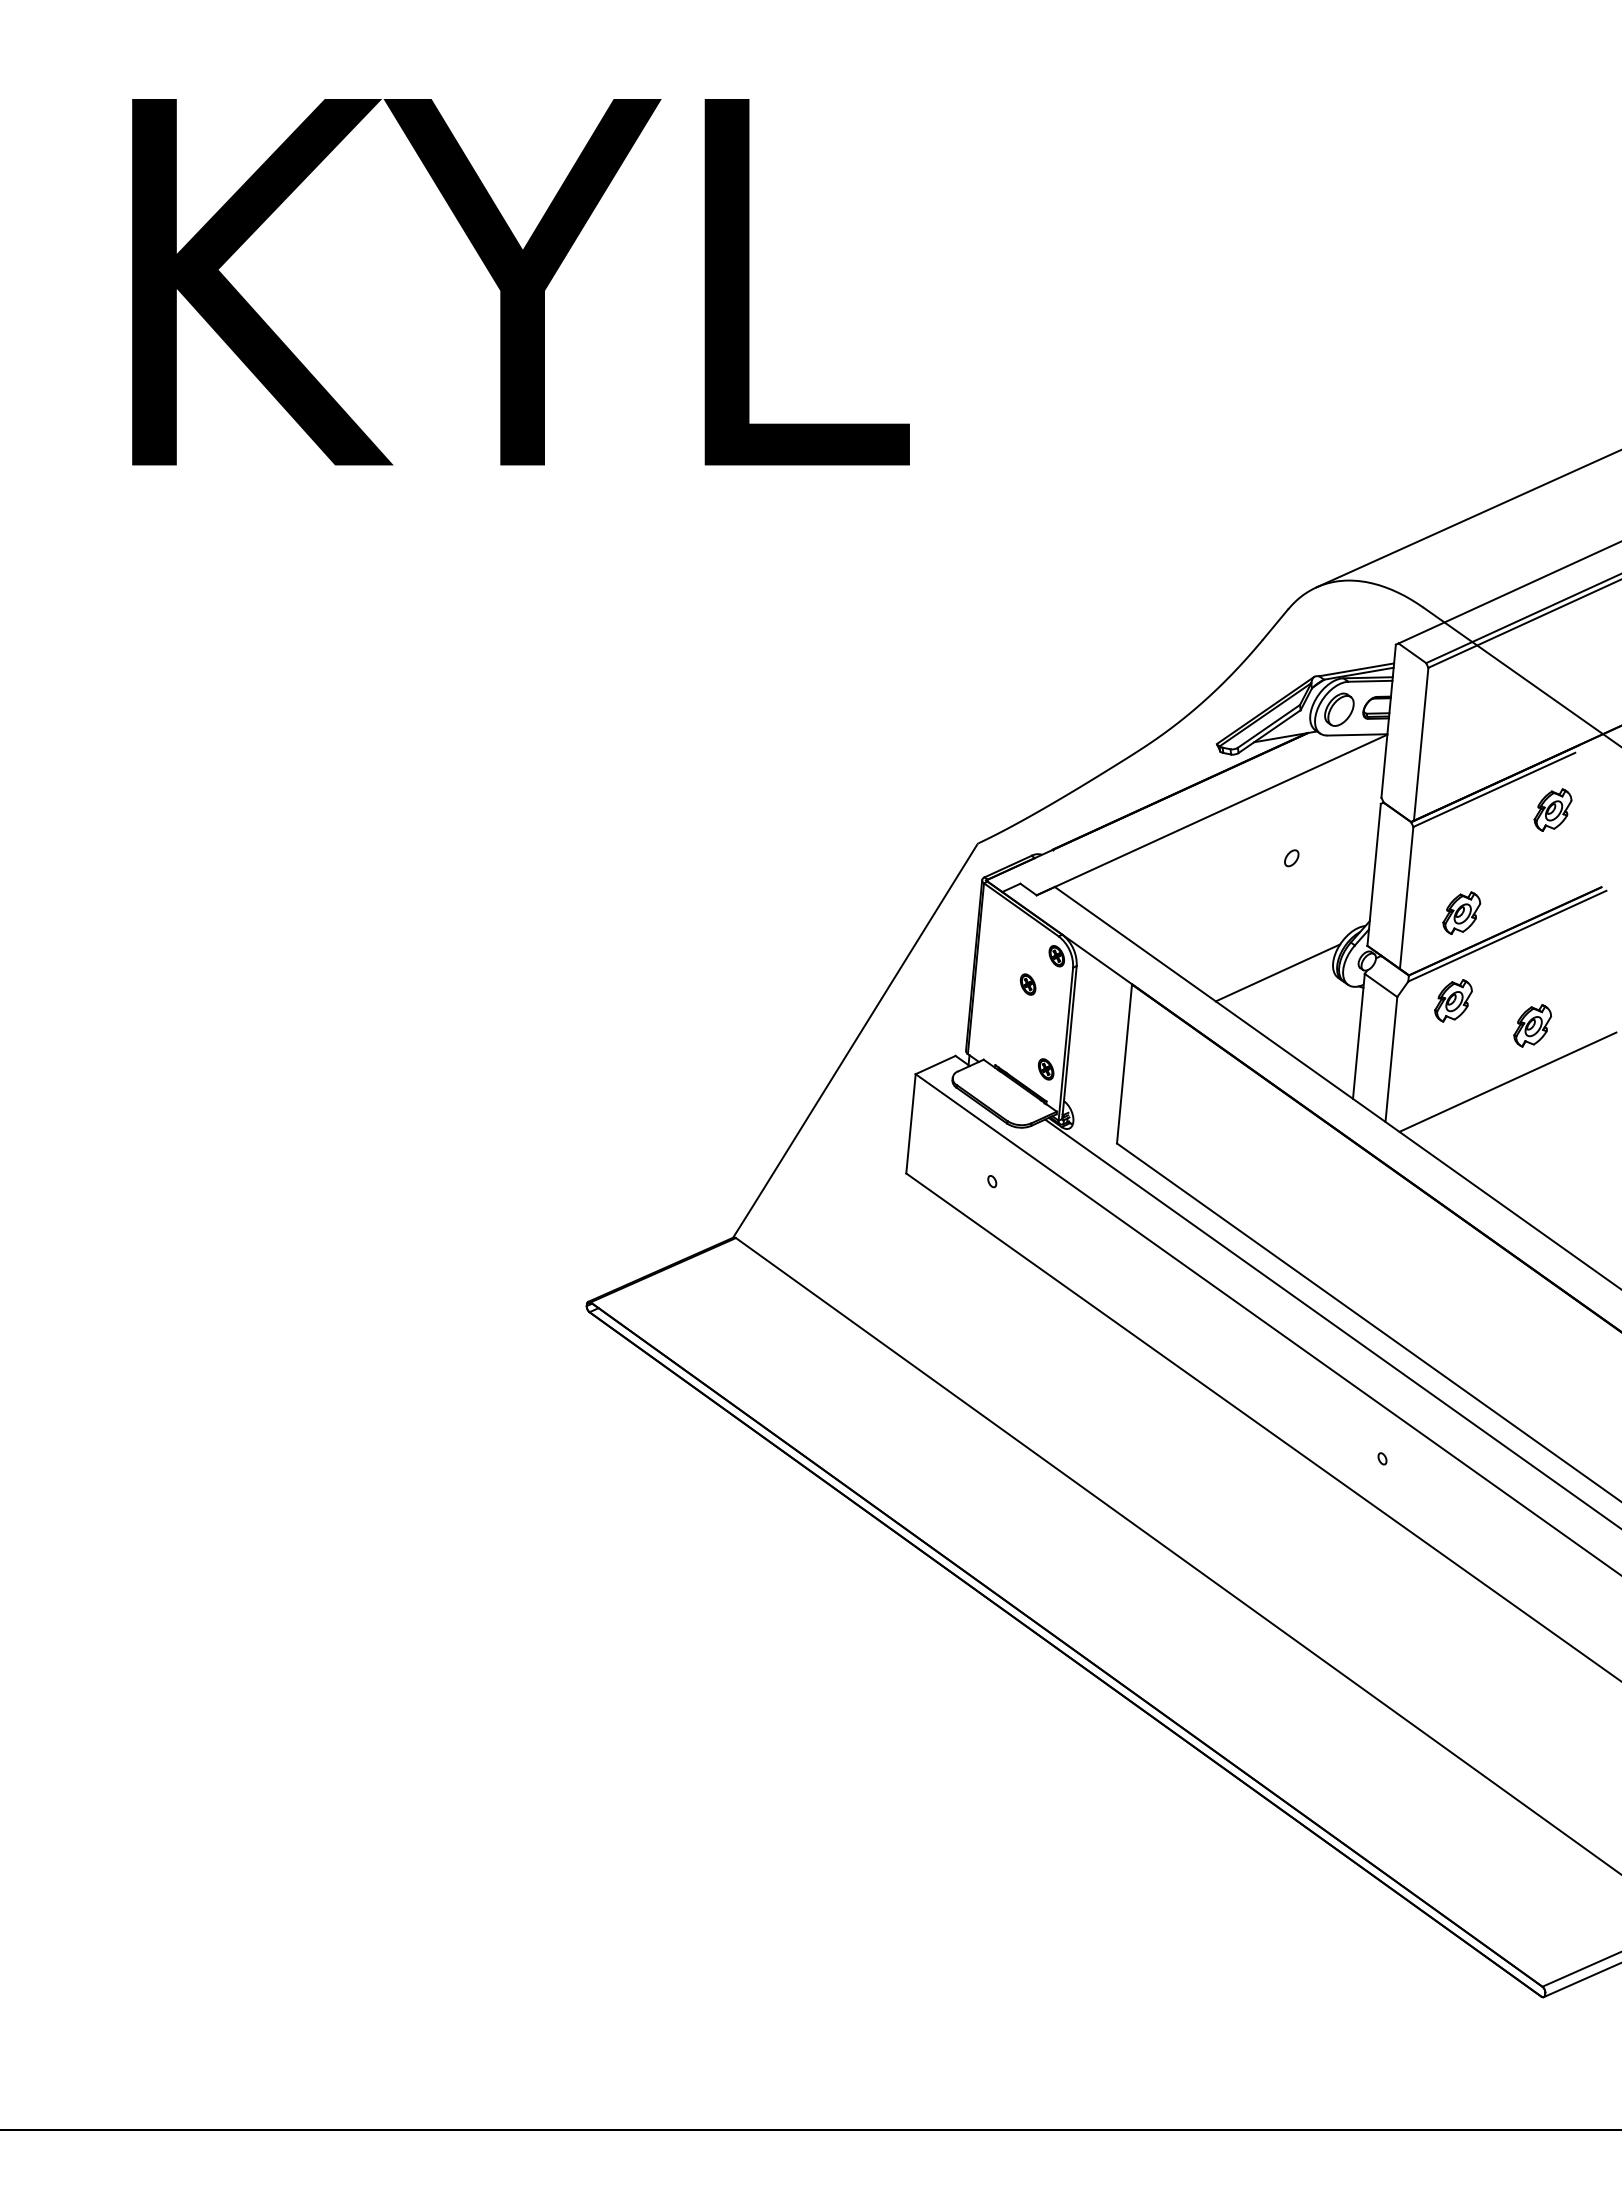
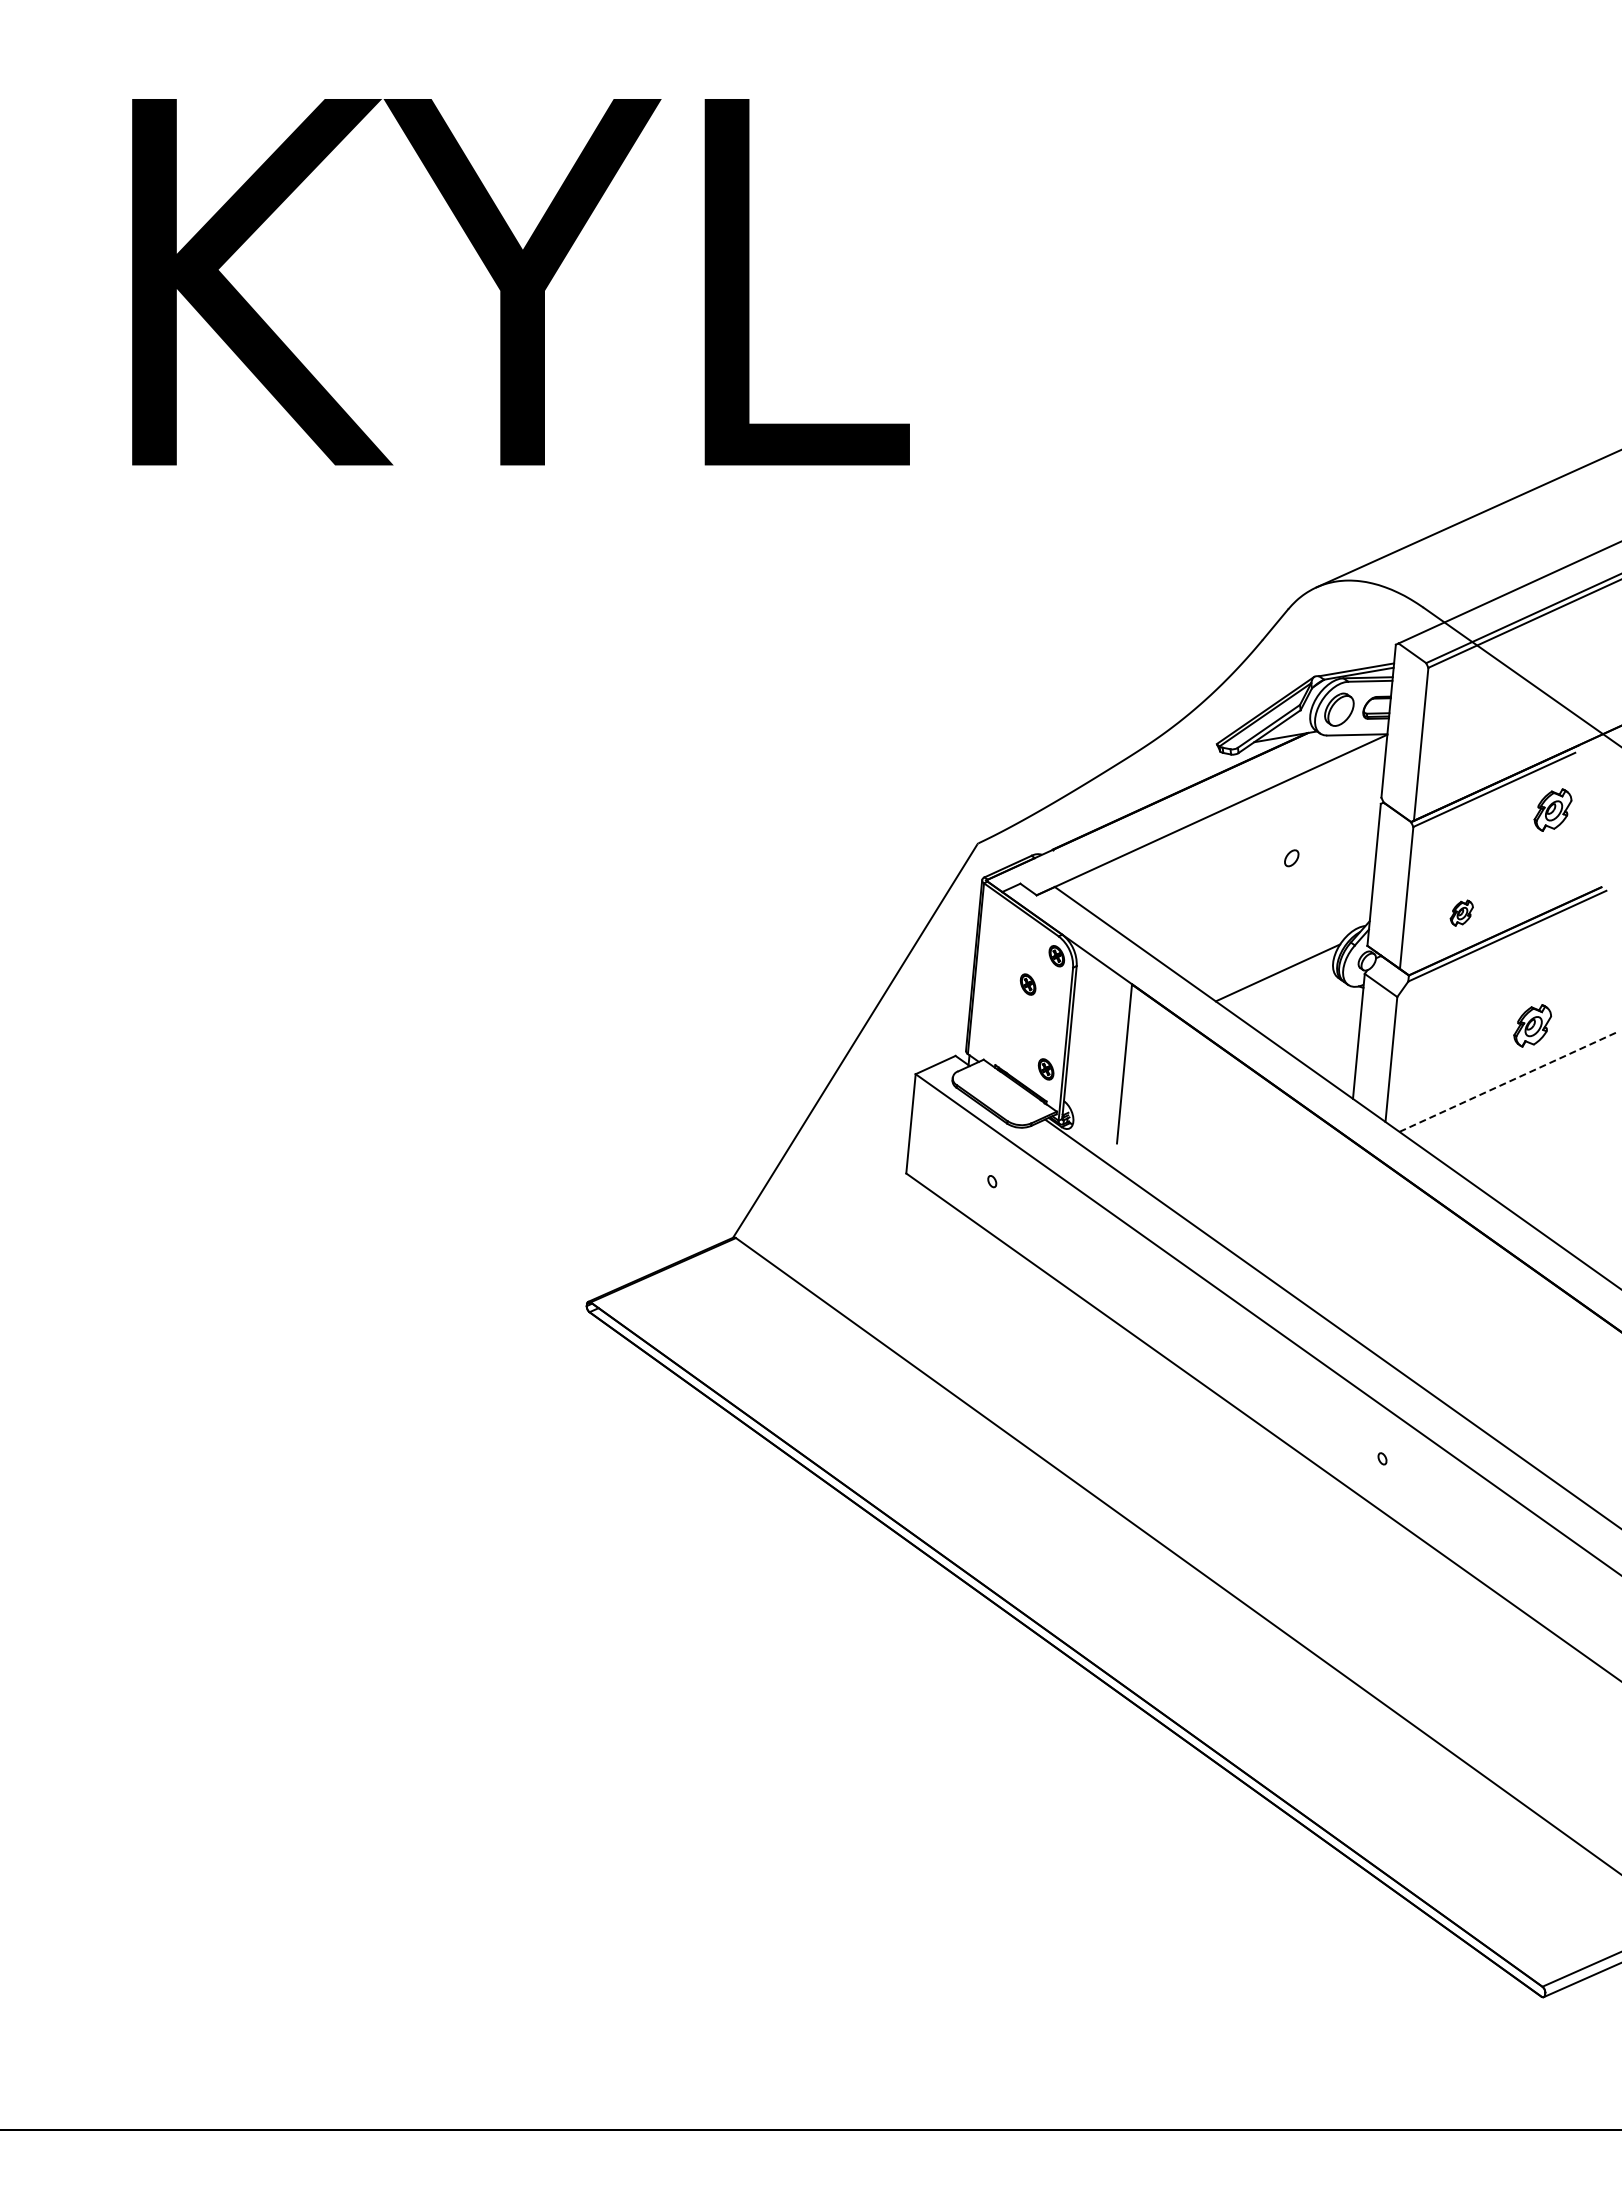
part size: 40x44 px -> 25x28 px (1461, 912)
part: present -> none (1453, 1000)
line: solid -> dashed (1508, 1082)
line: present -> none (1367, 1321)
